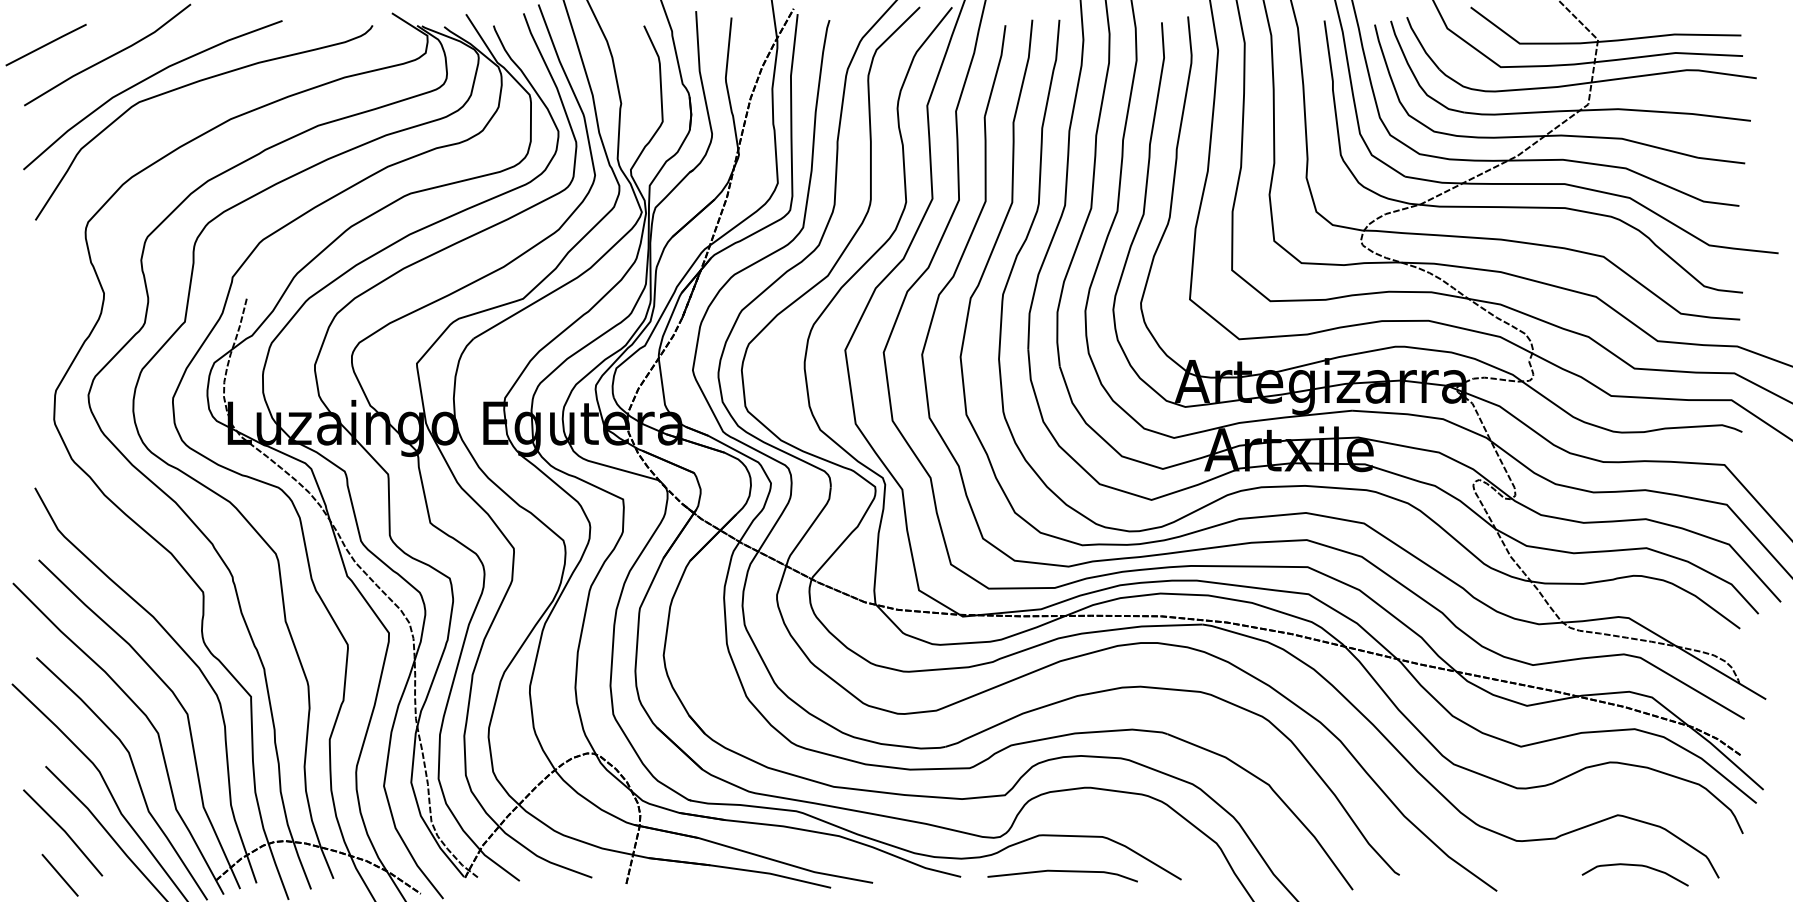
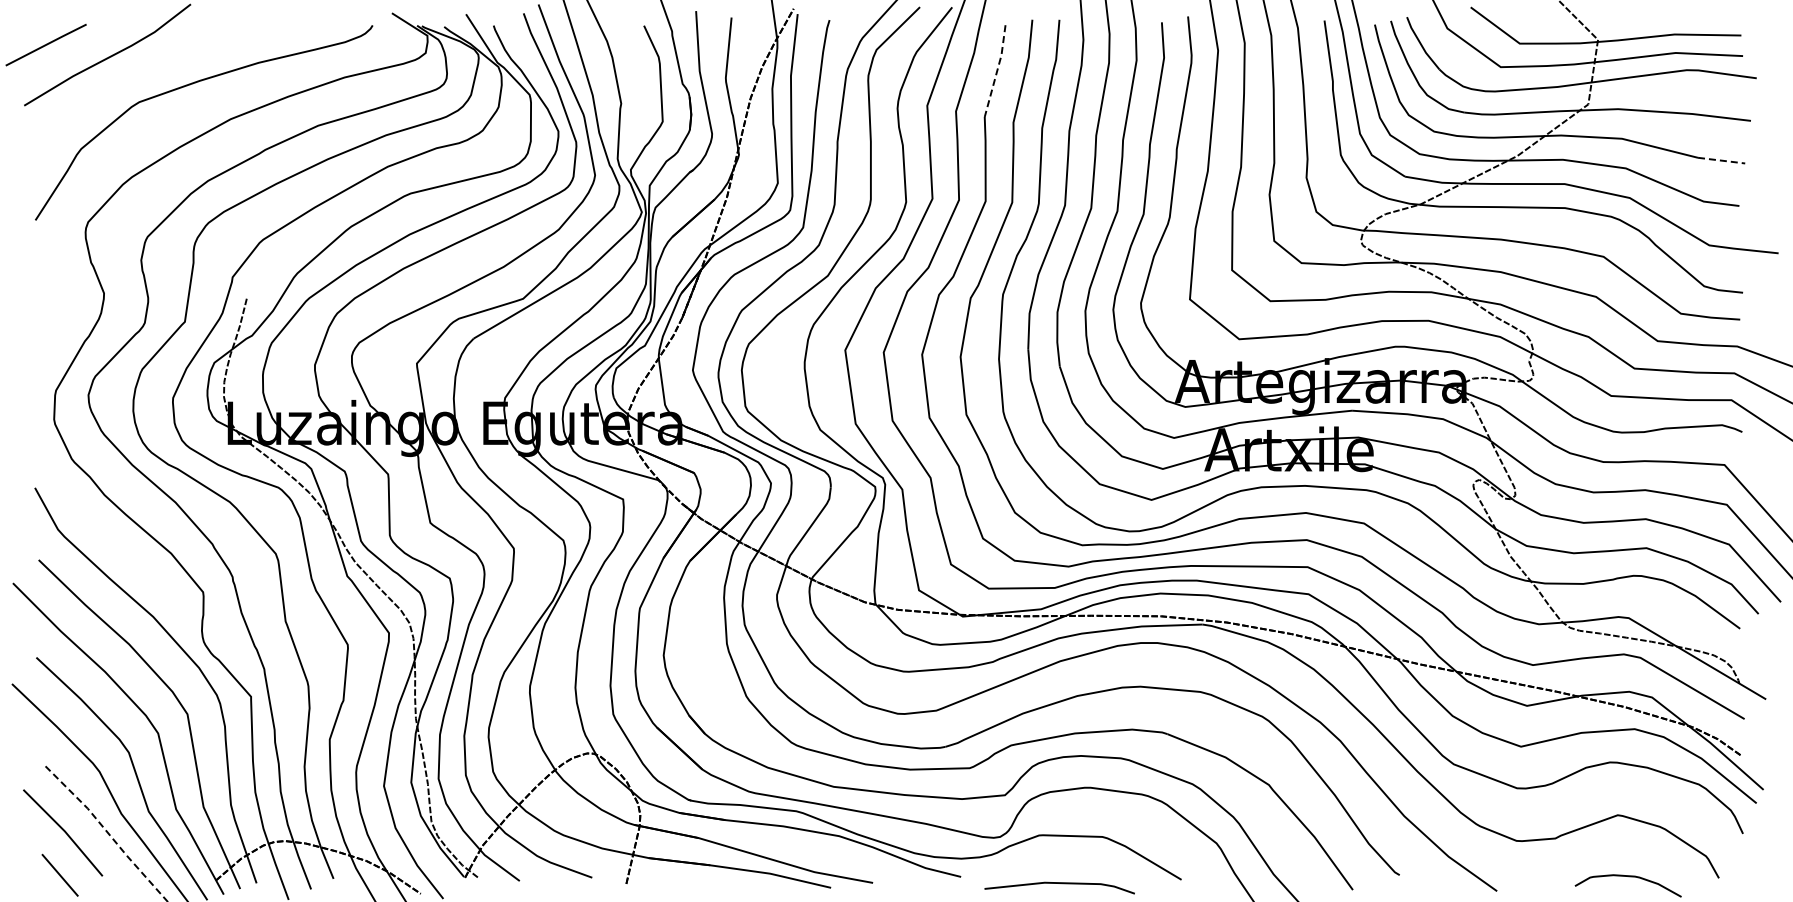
line: solid -> dashed (997, 70)
curve: present -> none (144, 81)
line: solid -> dashed (1721, 160)
line: solid -> dashed (108, 833)
curve position: (1635, 866) -> (1628, 877) (1628, 877)
line position: (1064, 872) -> (1061, 884) (1061, 884)
